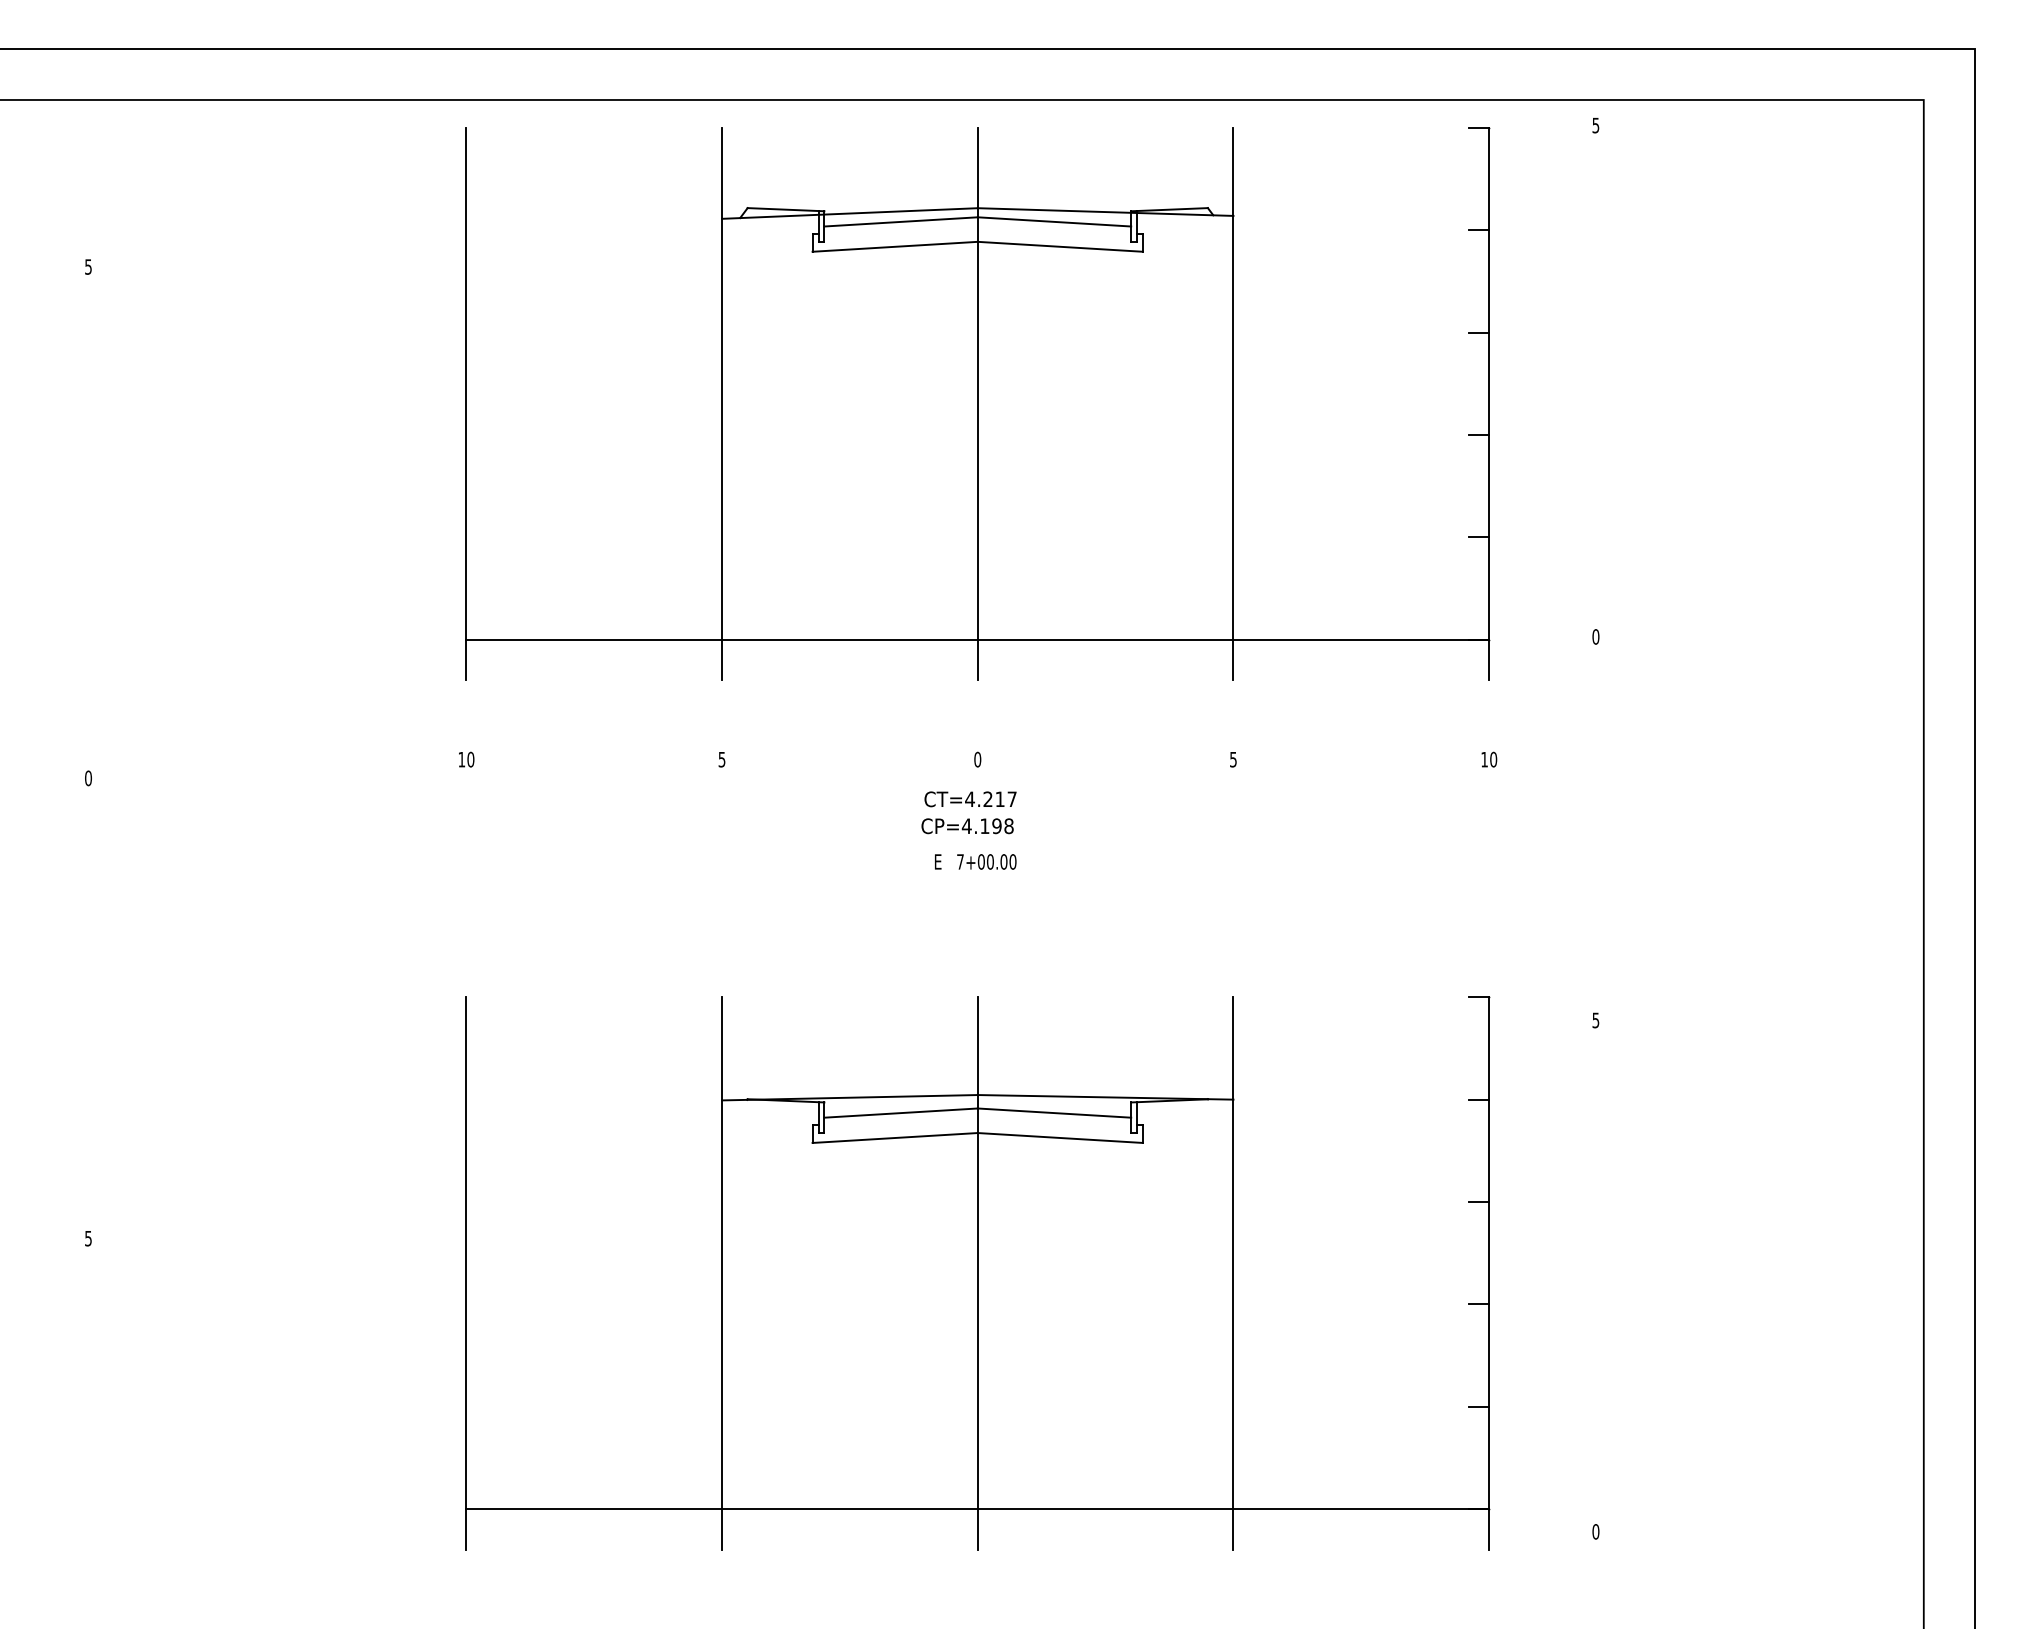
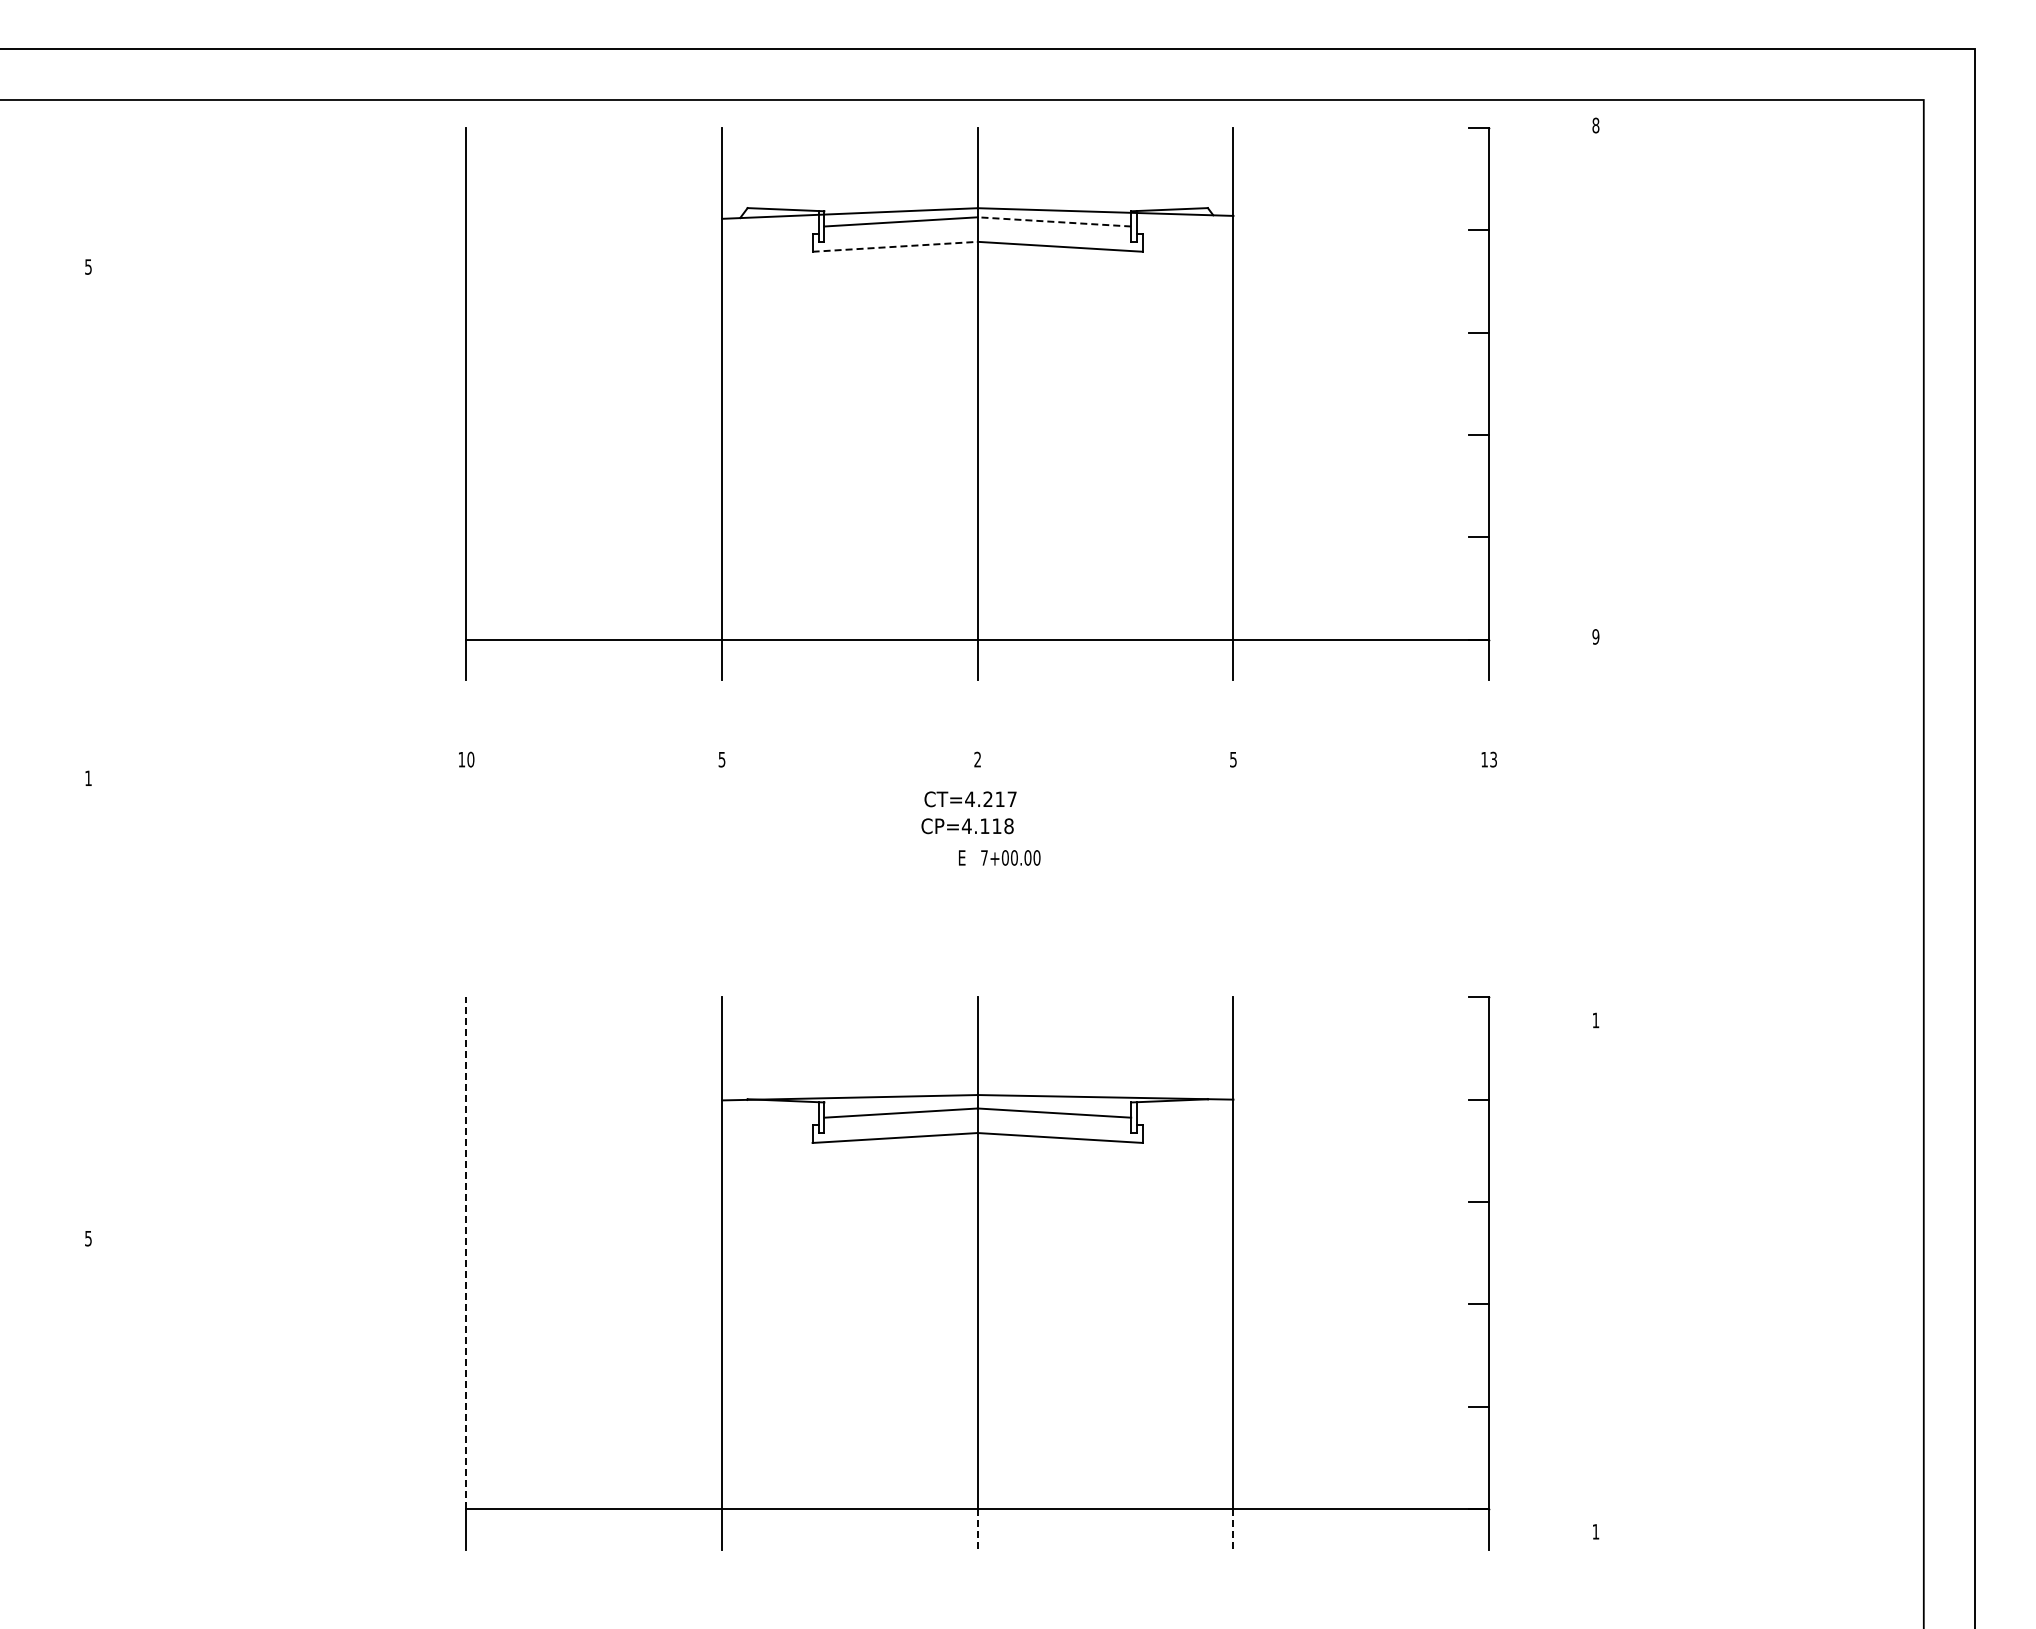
text: 5 -> 8 (1595, 125)
line: solid -> dashed (1054, 221)
line: solid -> dashed (895, 246)
text: 0 -> 9 (1595, 636)
text: 0 -> 2 (977, 759)
text: 10 -> 13 (1493, 759)
text: 0 -> 1 (88, 778)
text: CP=4.198 -> CP=4.118 (996, 826)
text position: (975, 861) -> (999, 857) (999, 857)
text: 5 -> 1 (1595, 1020)
line: solid -> dashed (466, 1253)
line: solid -> dashed (977, 1529)
line: solid -> dashed (1233, 1529)
text: 0 -> 1 (1595, 1531)
